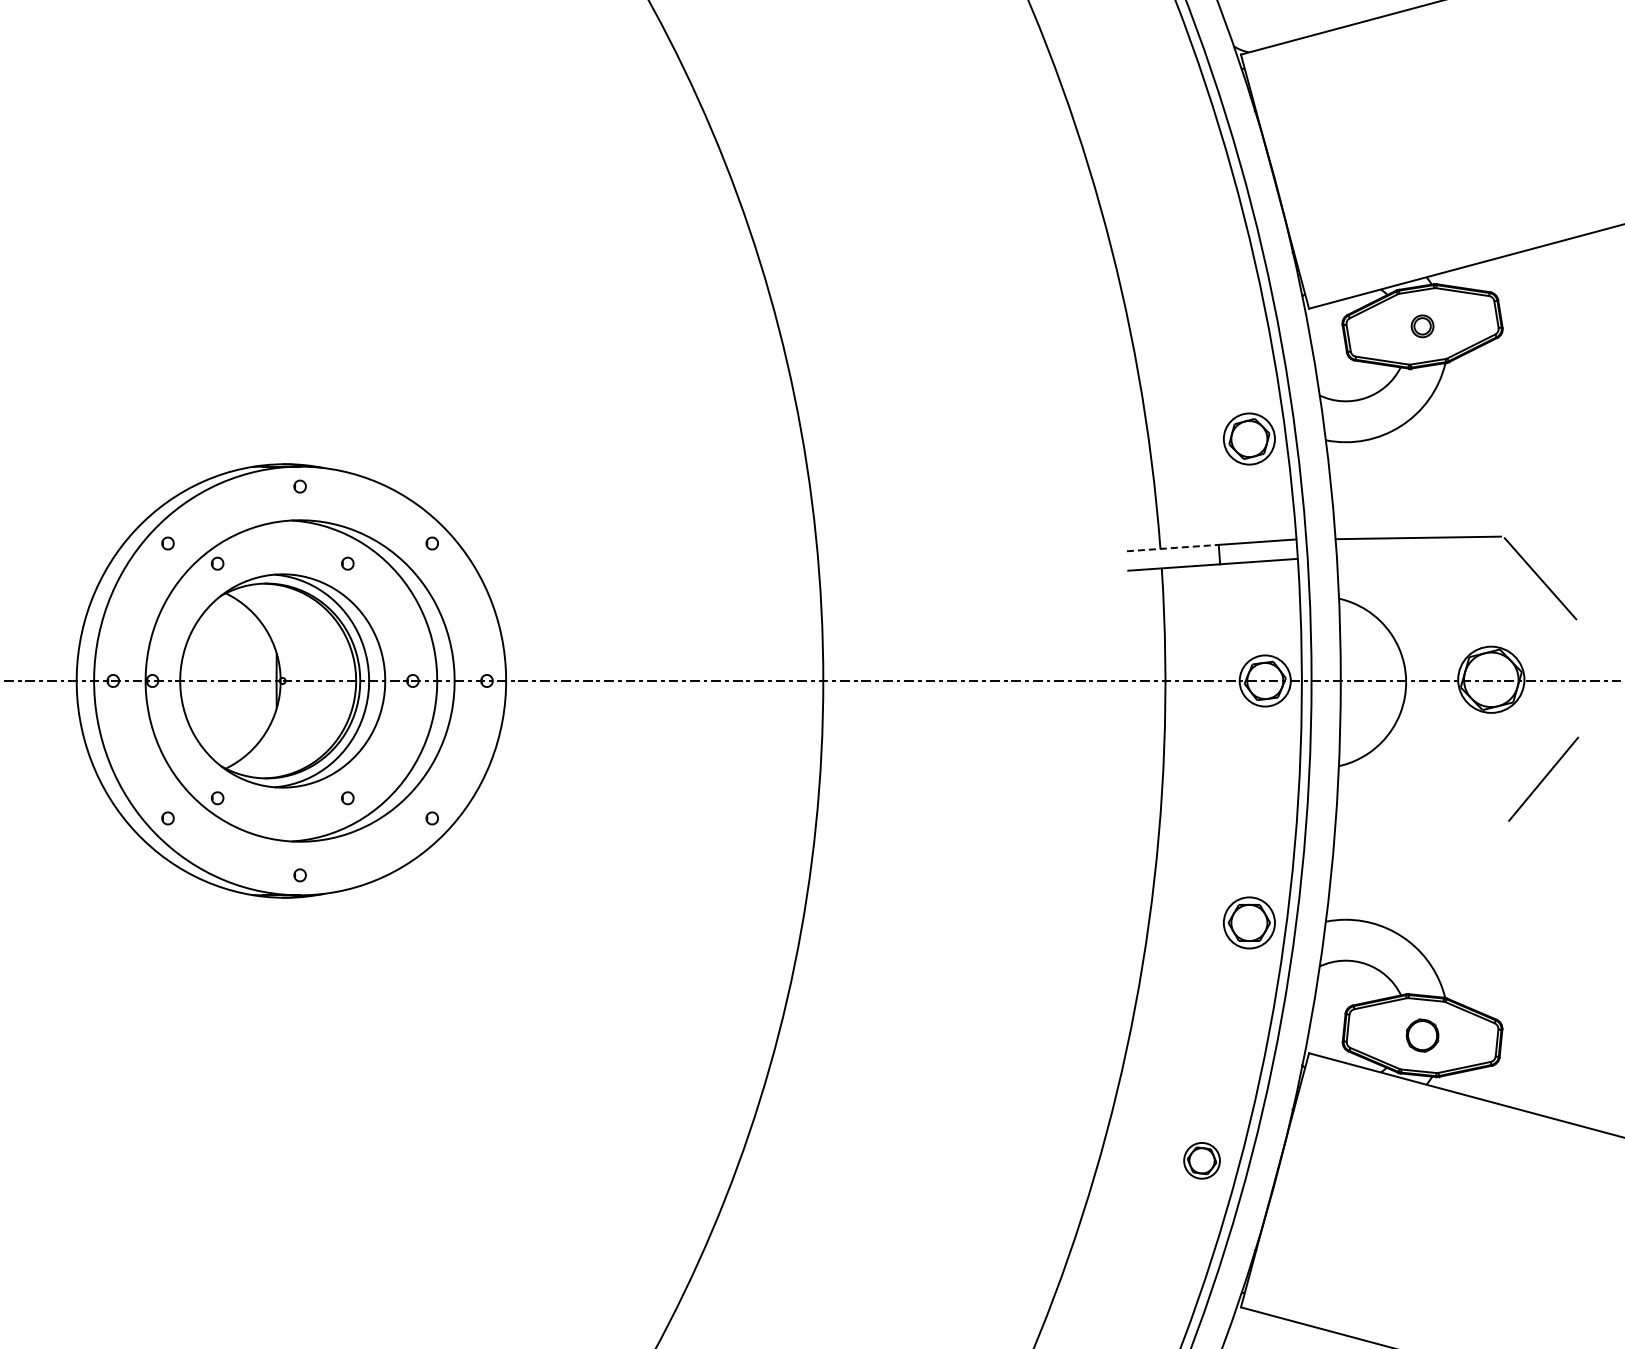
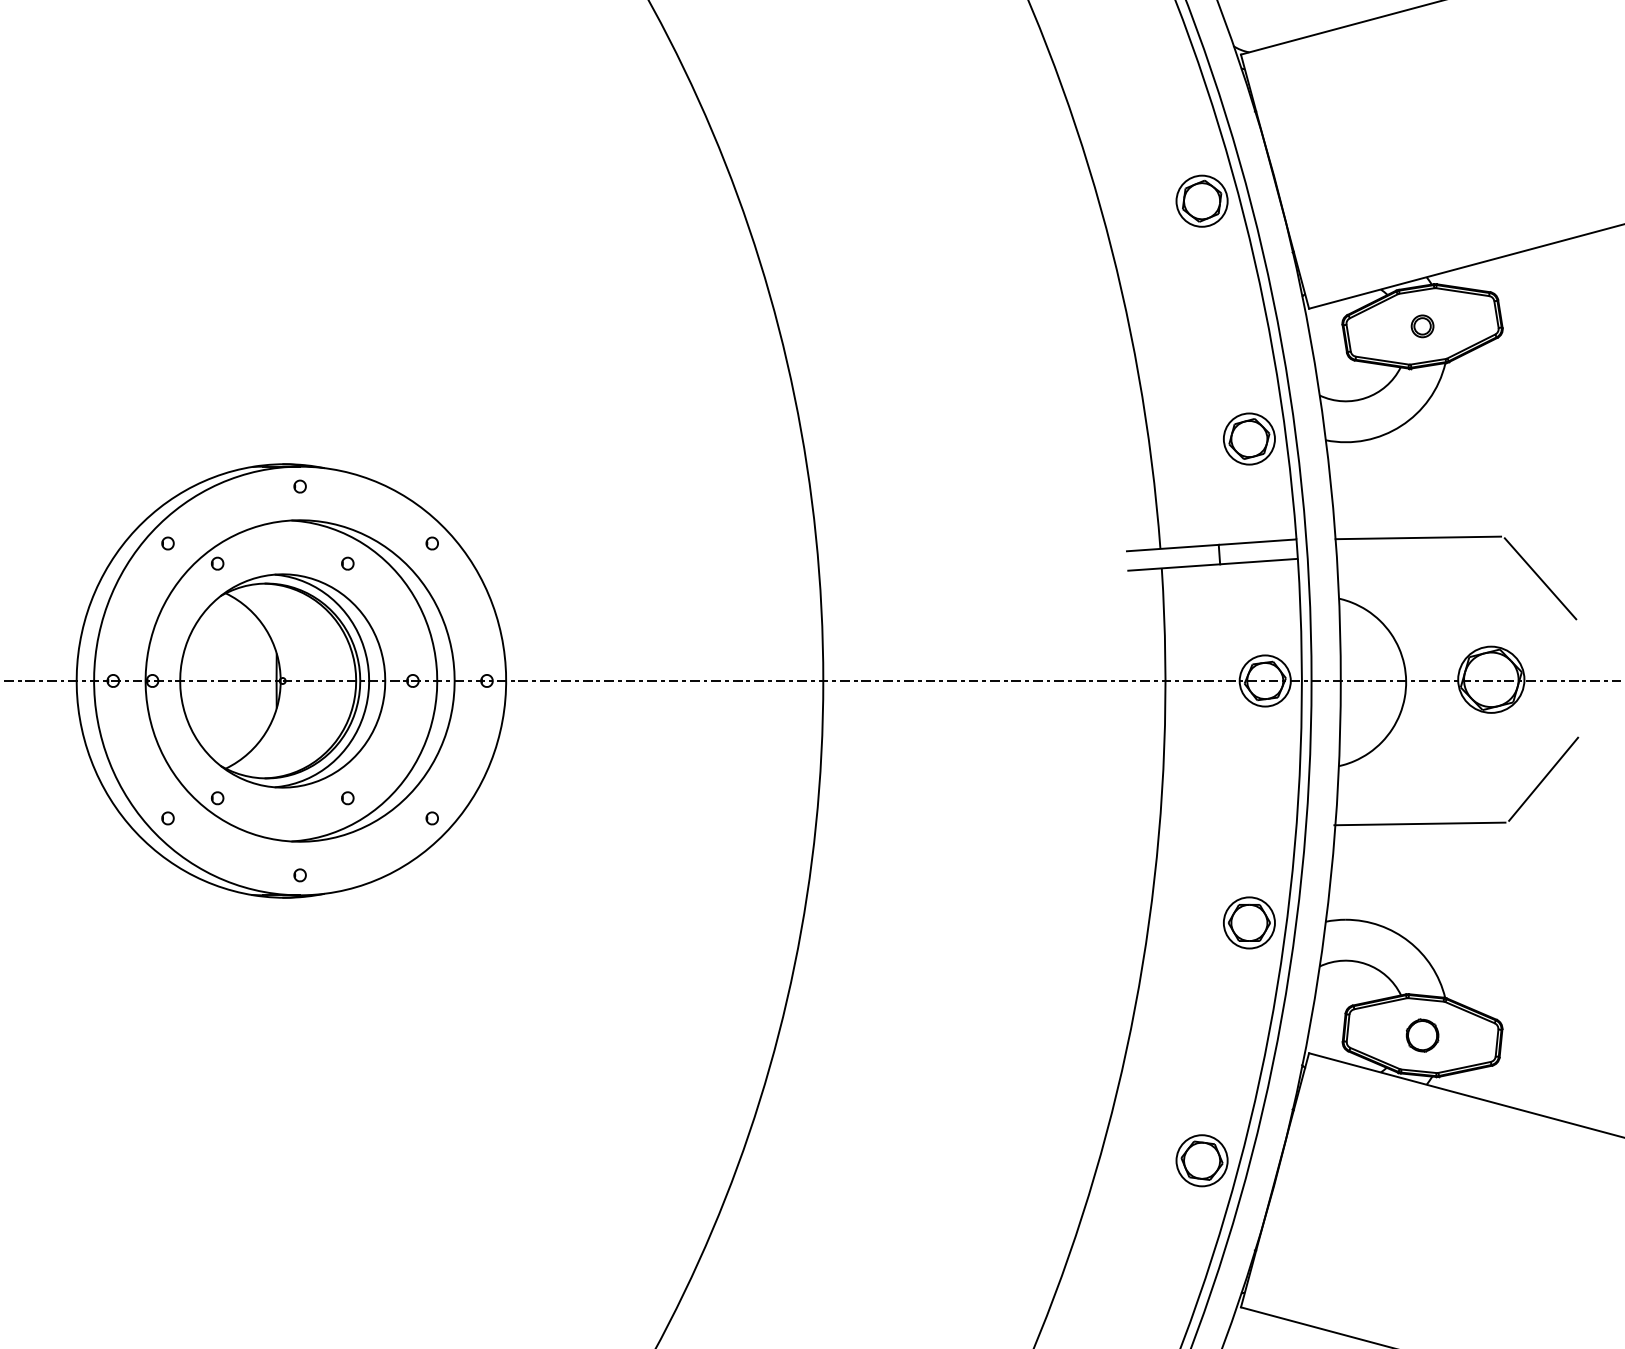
part: none -> present (1201, 200)
line: dashed -> solid (1173, 548)
line: none -> present (1419, 823)
part size: 38x38 px -> 54x54 px (1201, 1160)
